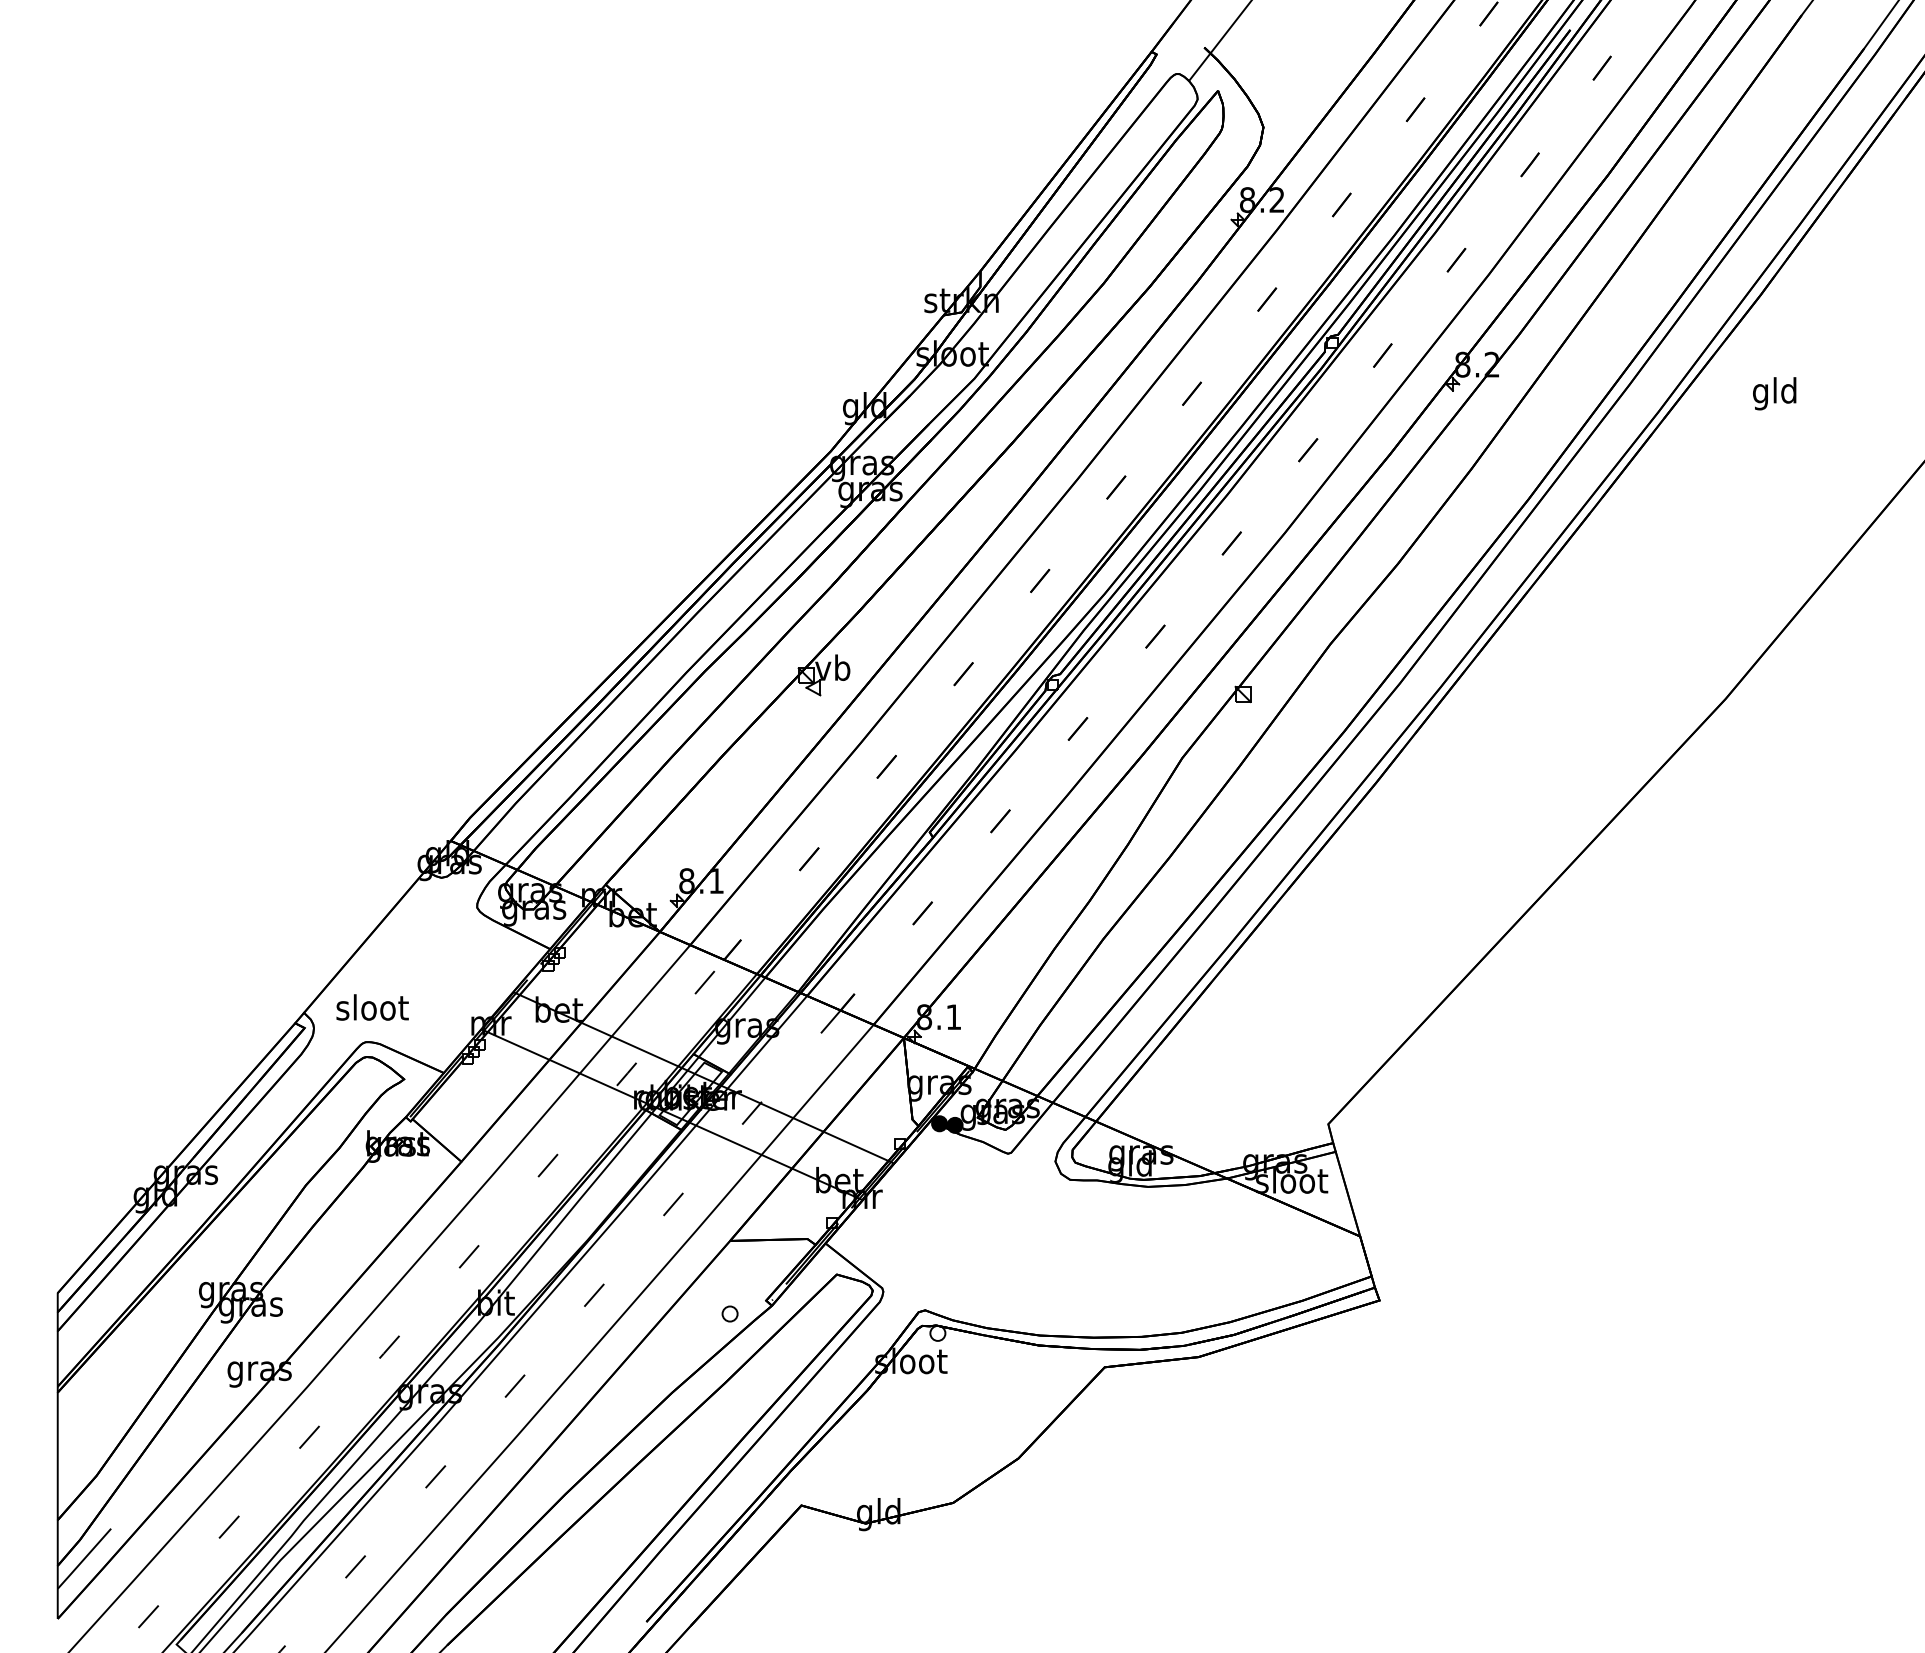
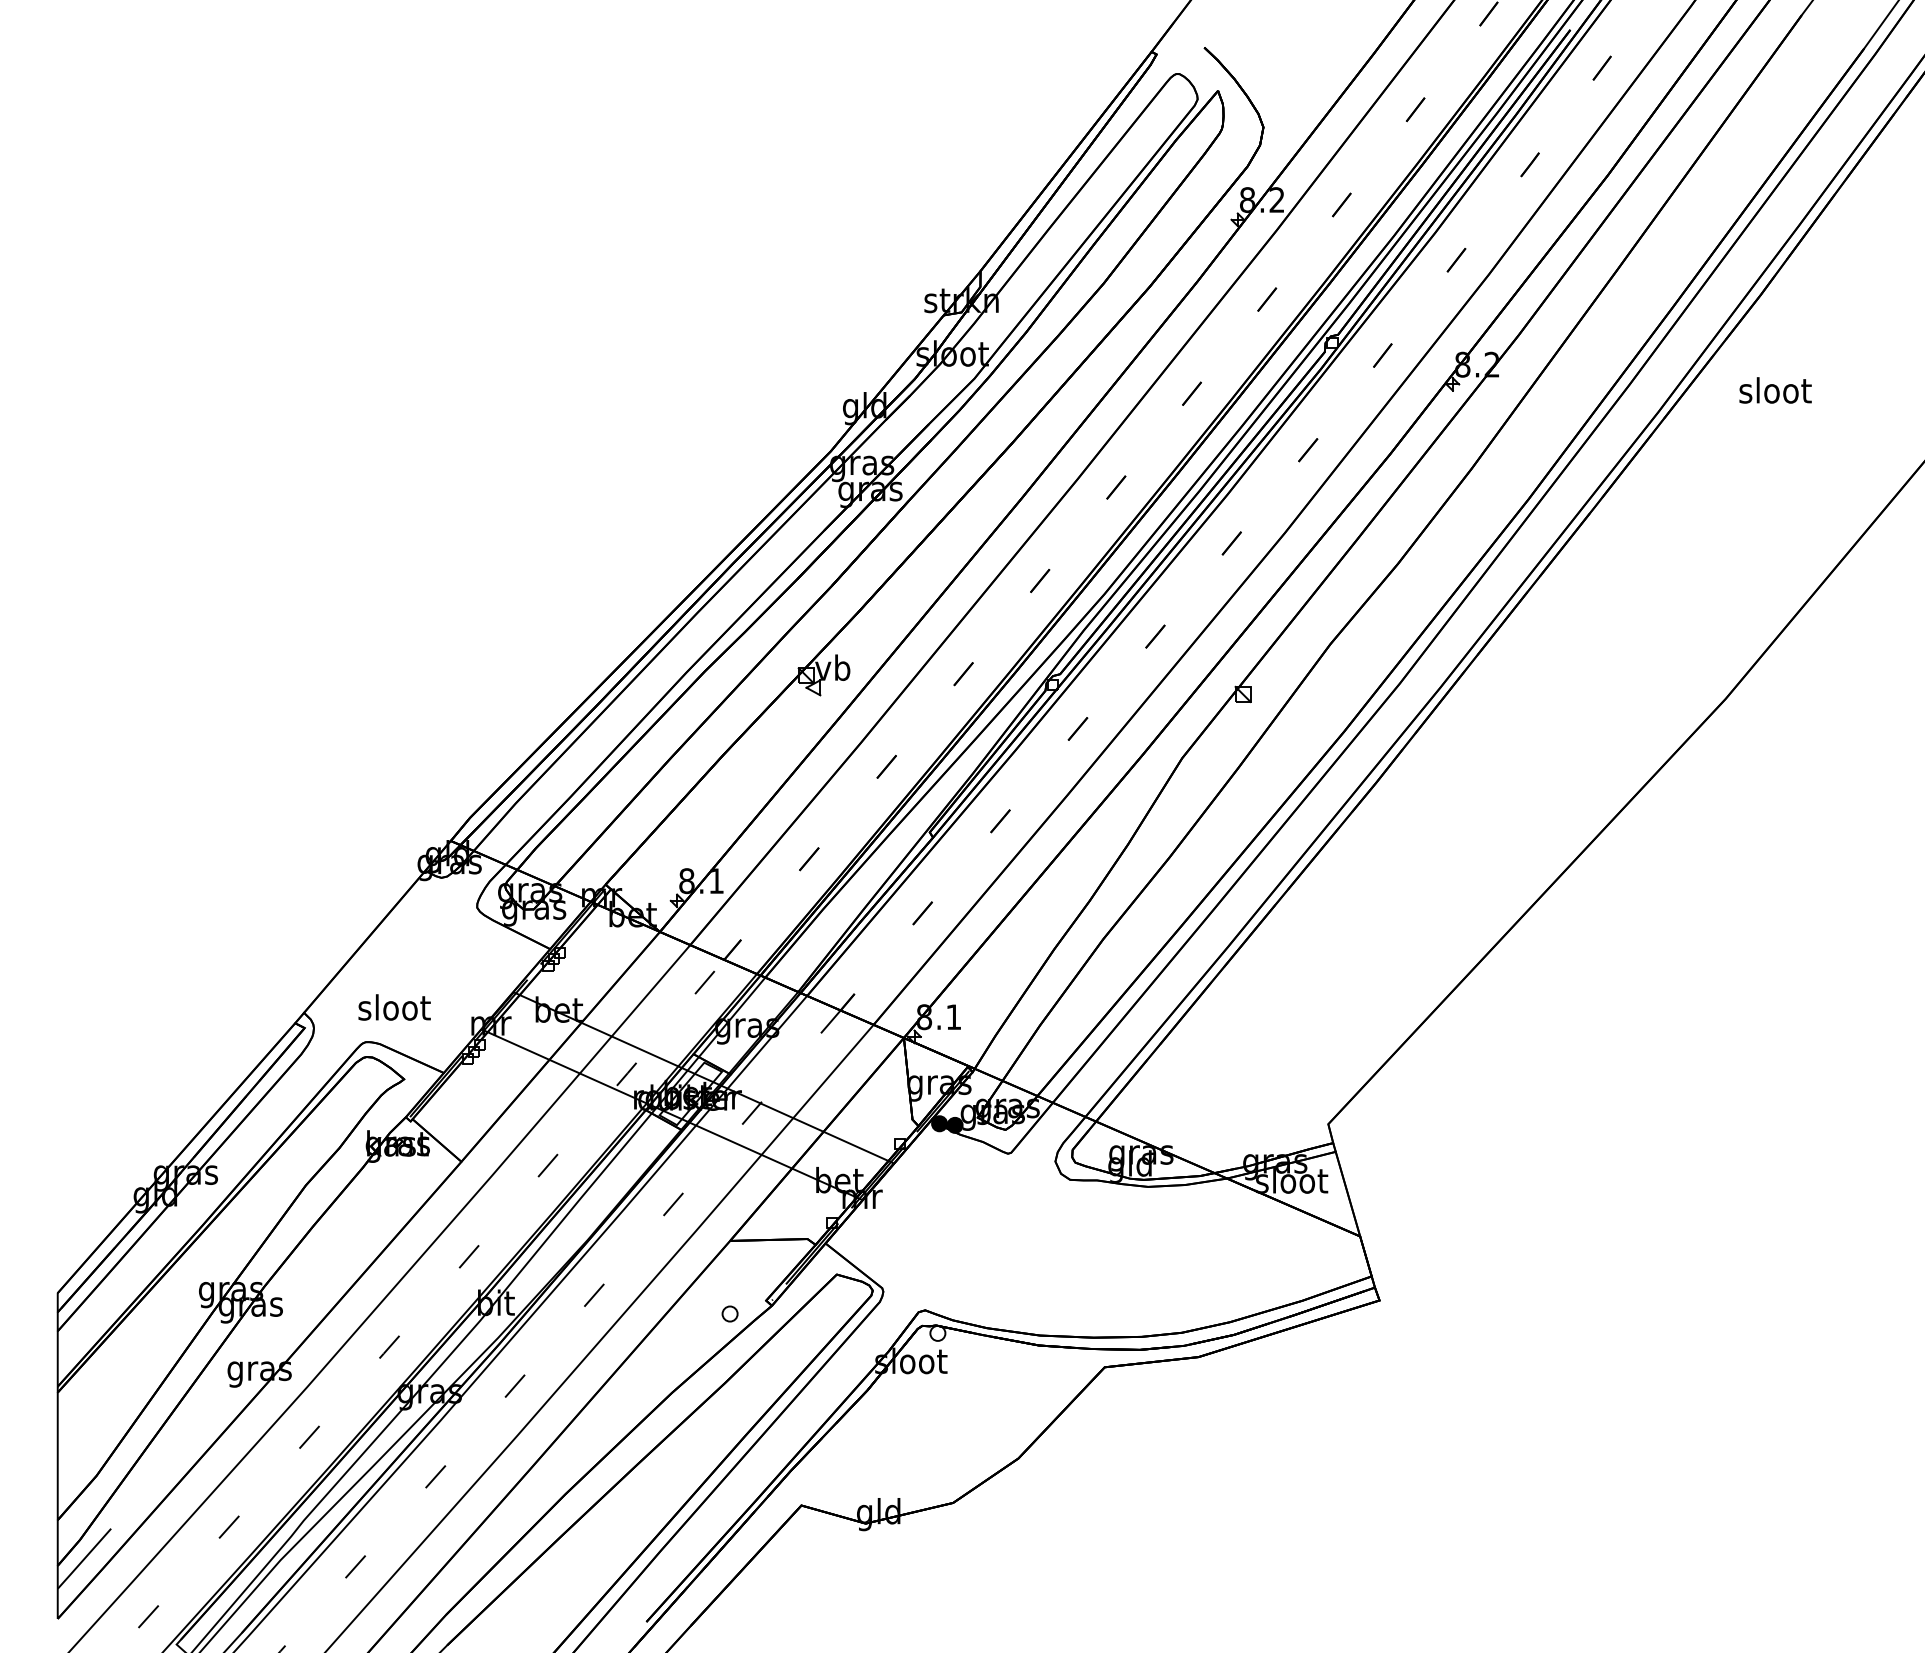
line: present -> none (1219, 41)
text: gld -> sloot (1775, 393)
text position: (372, 1007) -> (394, 1007) (394, 1007)
